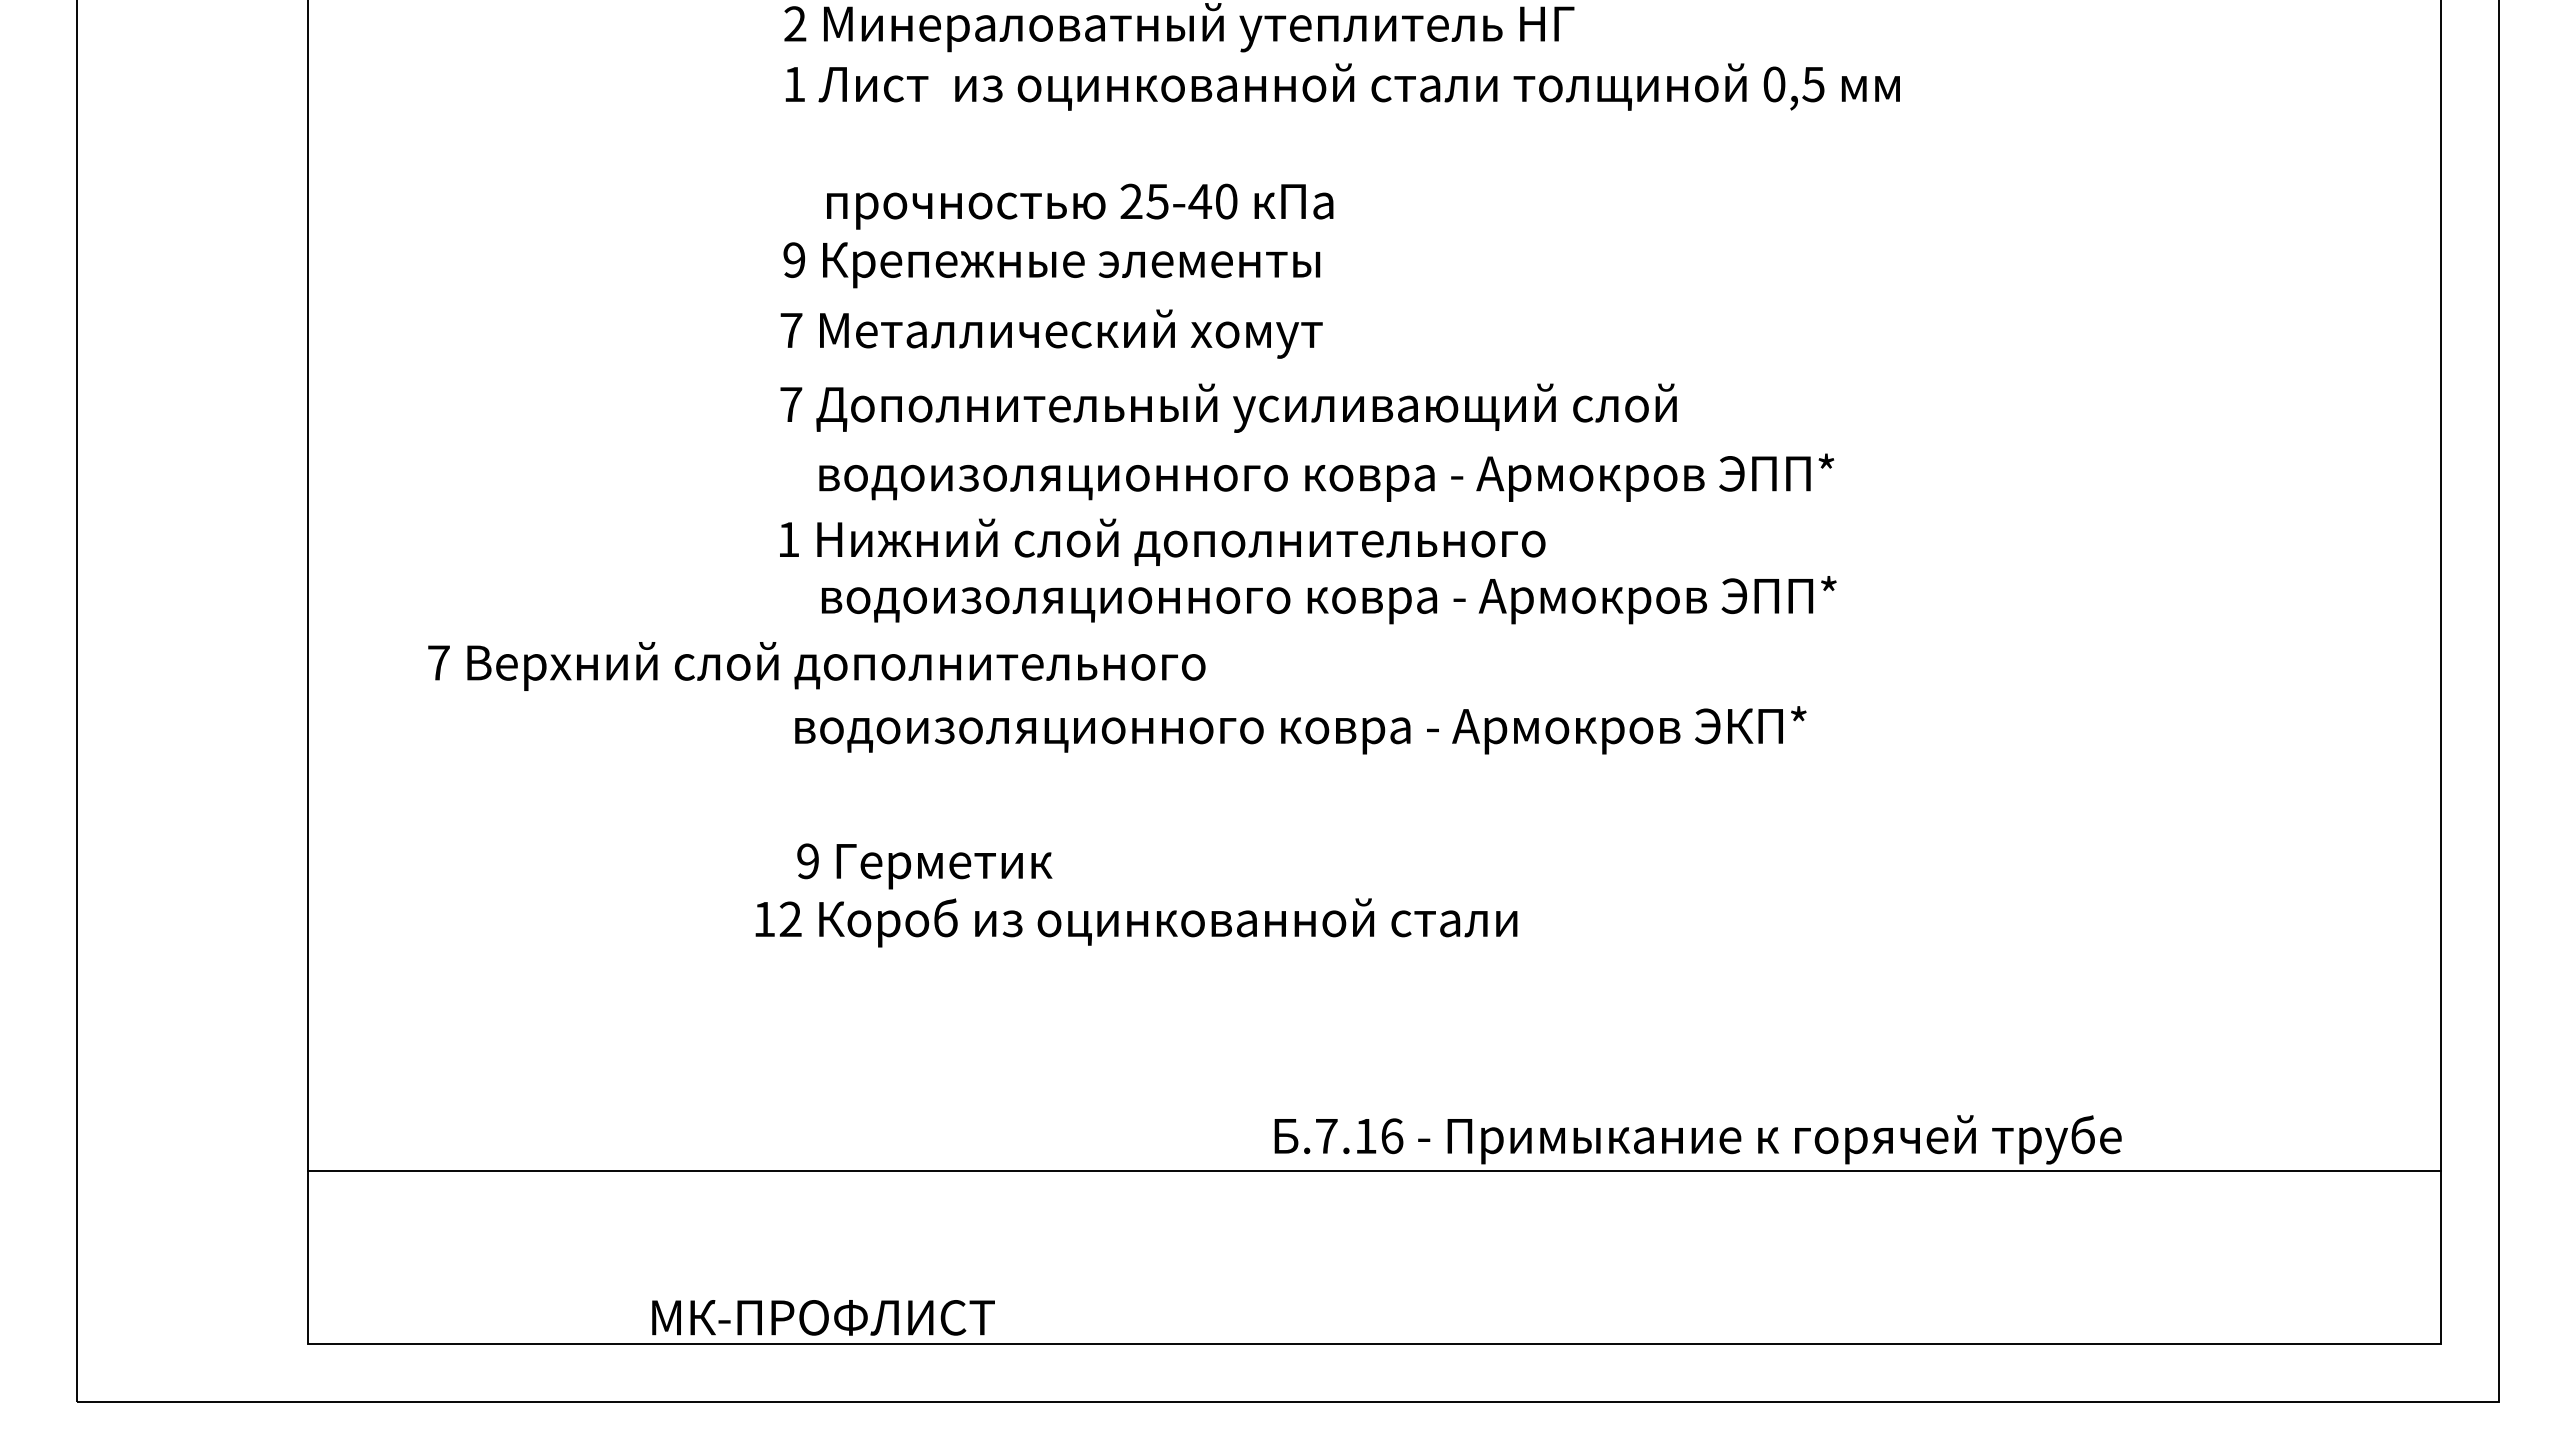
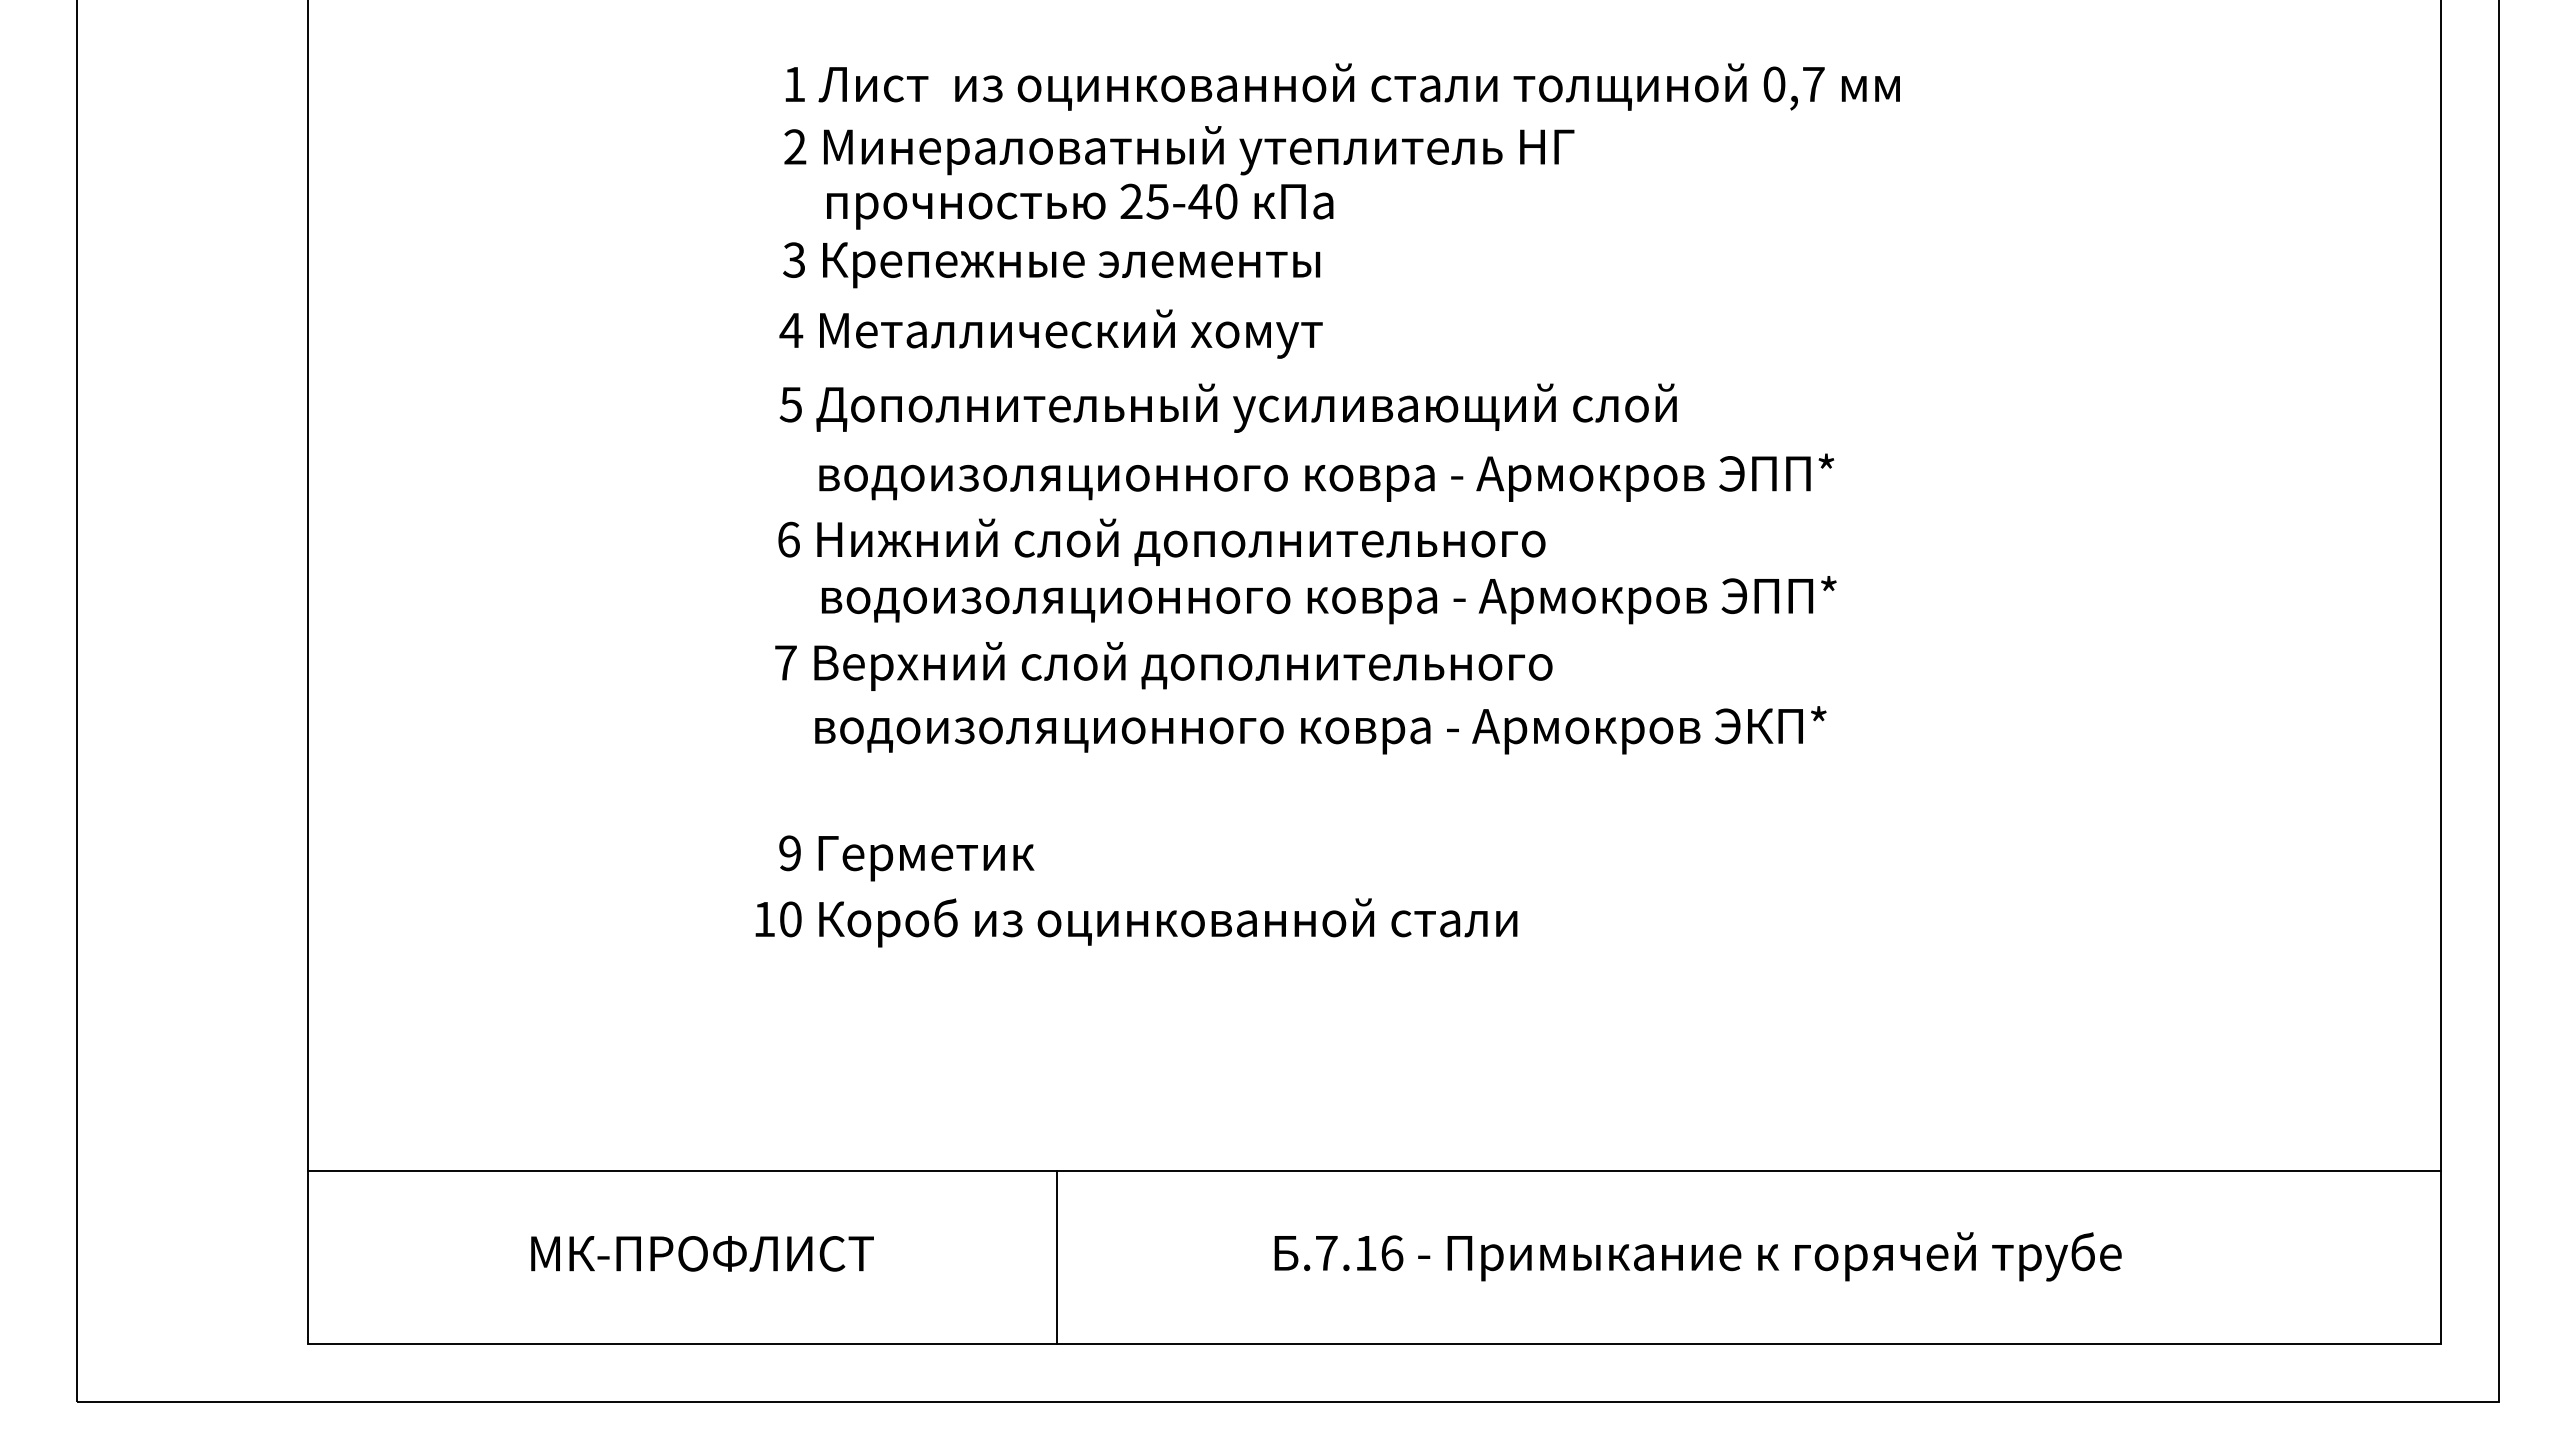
text position: (1179, 27) -> (1179, 150) (1179, 150)
text: 0,5 -> 0,7 (1813, 84)
text: 9 -> 3 (794, 259)
text: 7 -> 4 (791, 330)
text: 7 -> 5 (790, 404)
text: 1 -> 6 (788, 539)
text position: (816, 666) -> (1163, 666) (1163, 666)
text position: (1300, 730) -> (1320, 730) (1320, 730)
text position: (924, 866) -> (906, 858) (906, 858)
text: 12 -> 10 (790, 919)
text position: (1697, 1139) -> (1697, 1256) (1697, 1256)
line: none -> present (1057, 1257)
text position: (823, 1317) -> (702, 1253) (702, 1253)
